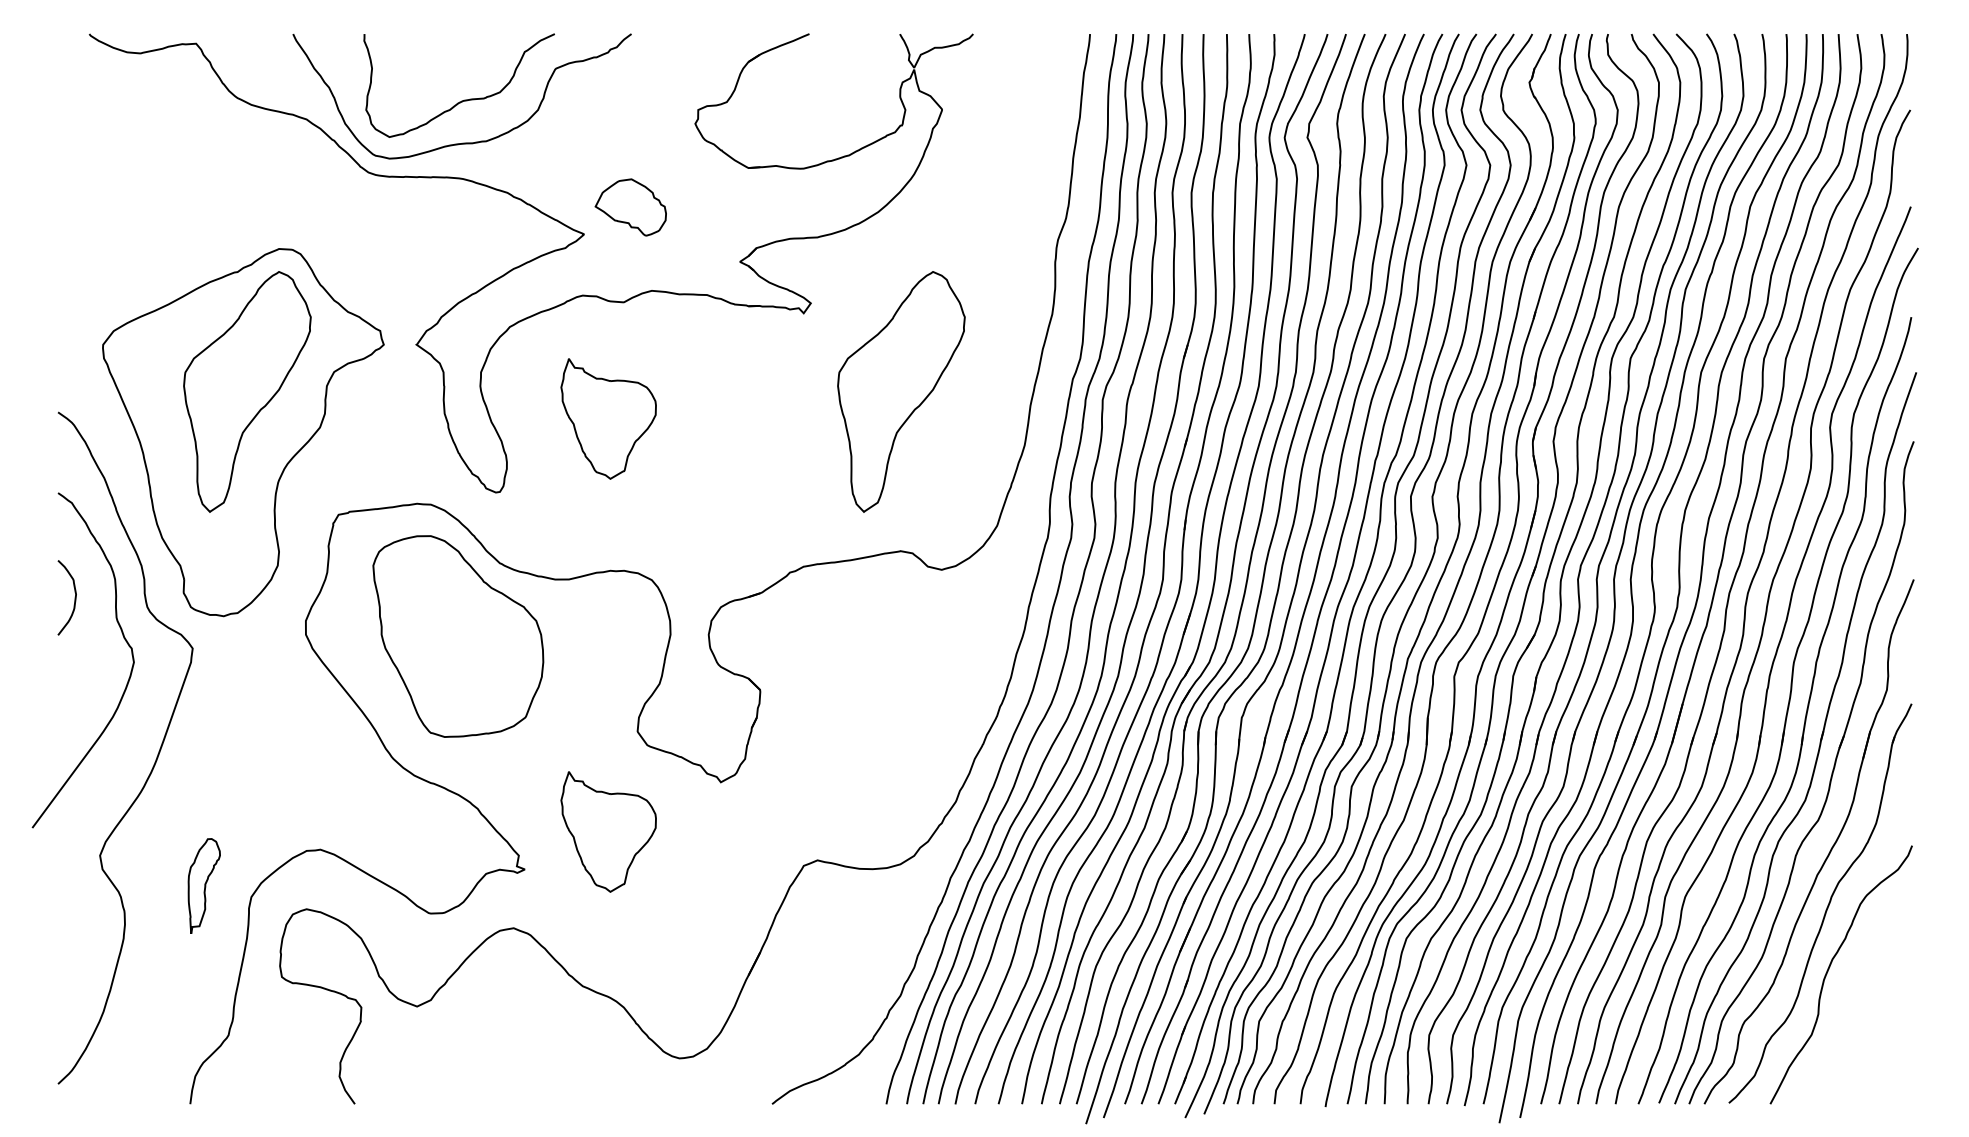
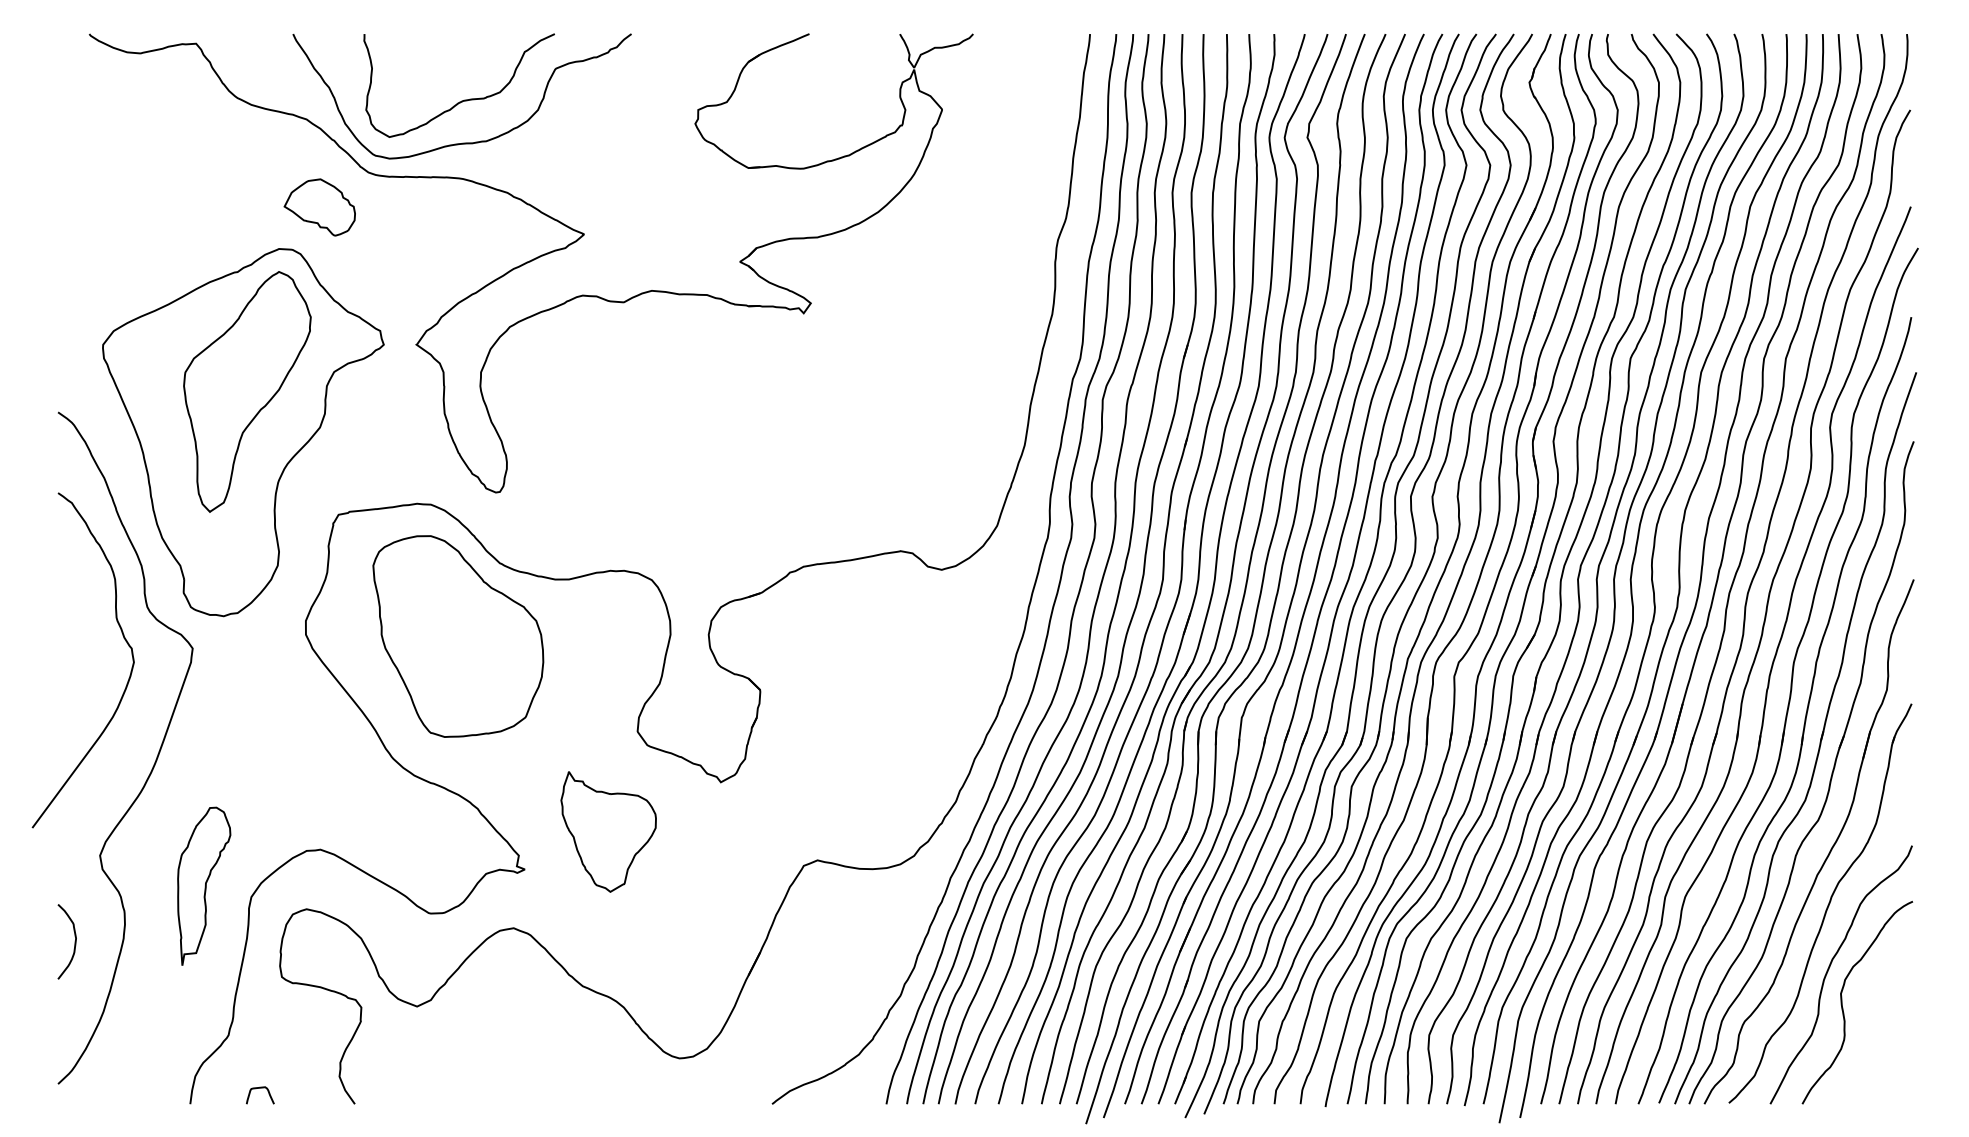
part position: (630, 207) -> (319, 207) (319, 207)
part: present -> none (901, 391)
part: present -> none (608, 418)
curve position: (74, 597) -> (74, 941) (74, 941)
part size: 34x96 px -> 55x160 px (204, 885)
curve: none -> present (1843, 1007)
curve: none -> present (260, 1088)
